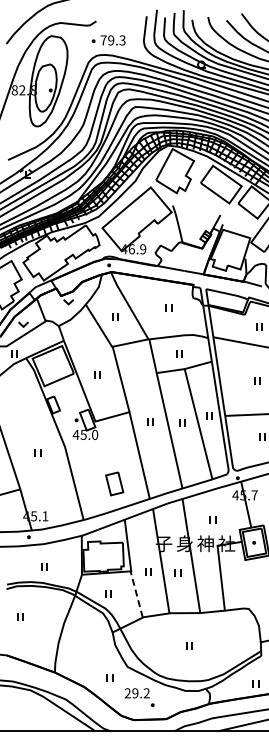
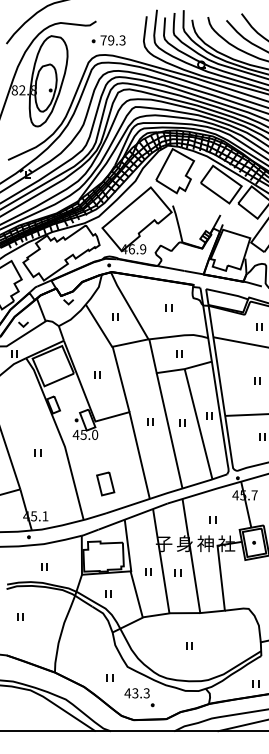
part position: (114, 483) -> (105, 483) (105, 483)
line: dashed -> solid (136, 594)
text: 29.2 -> 43.3 (136, 693)
